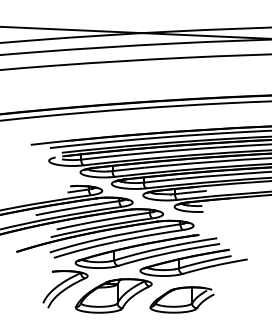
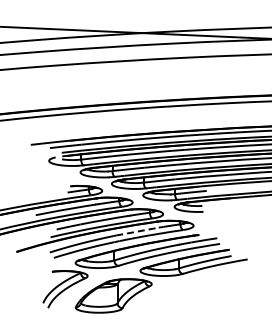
line: solid -> dashed (137, 231)
part: present -> none (181, 299)
